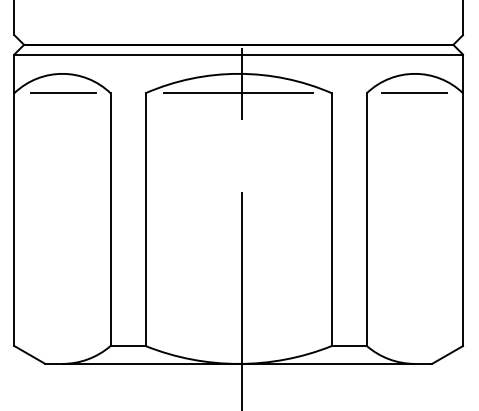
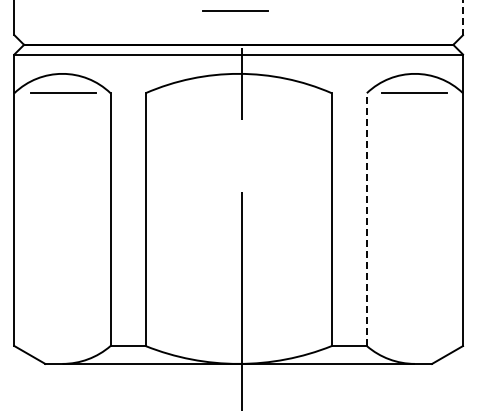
line: none -> present (235, 10)
line: solid -> dashed (463, 18)
line: present -> none (237, 93)
line: solid -> dashed (366, 219)
